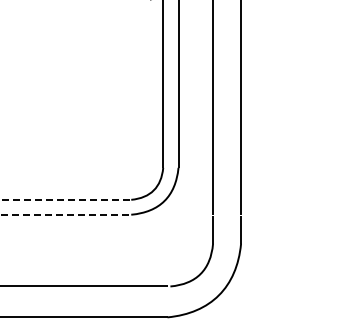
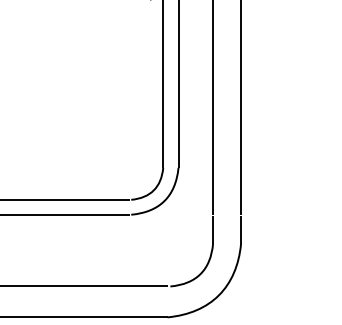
line: dashed -> solid (64, 199)
line: dashed -> solid (64, 214)
